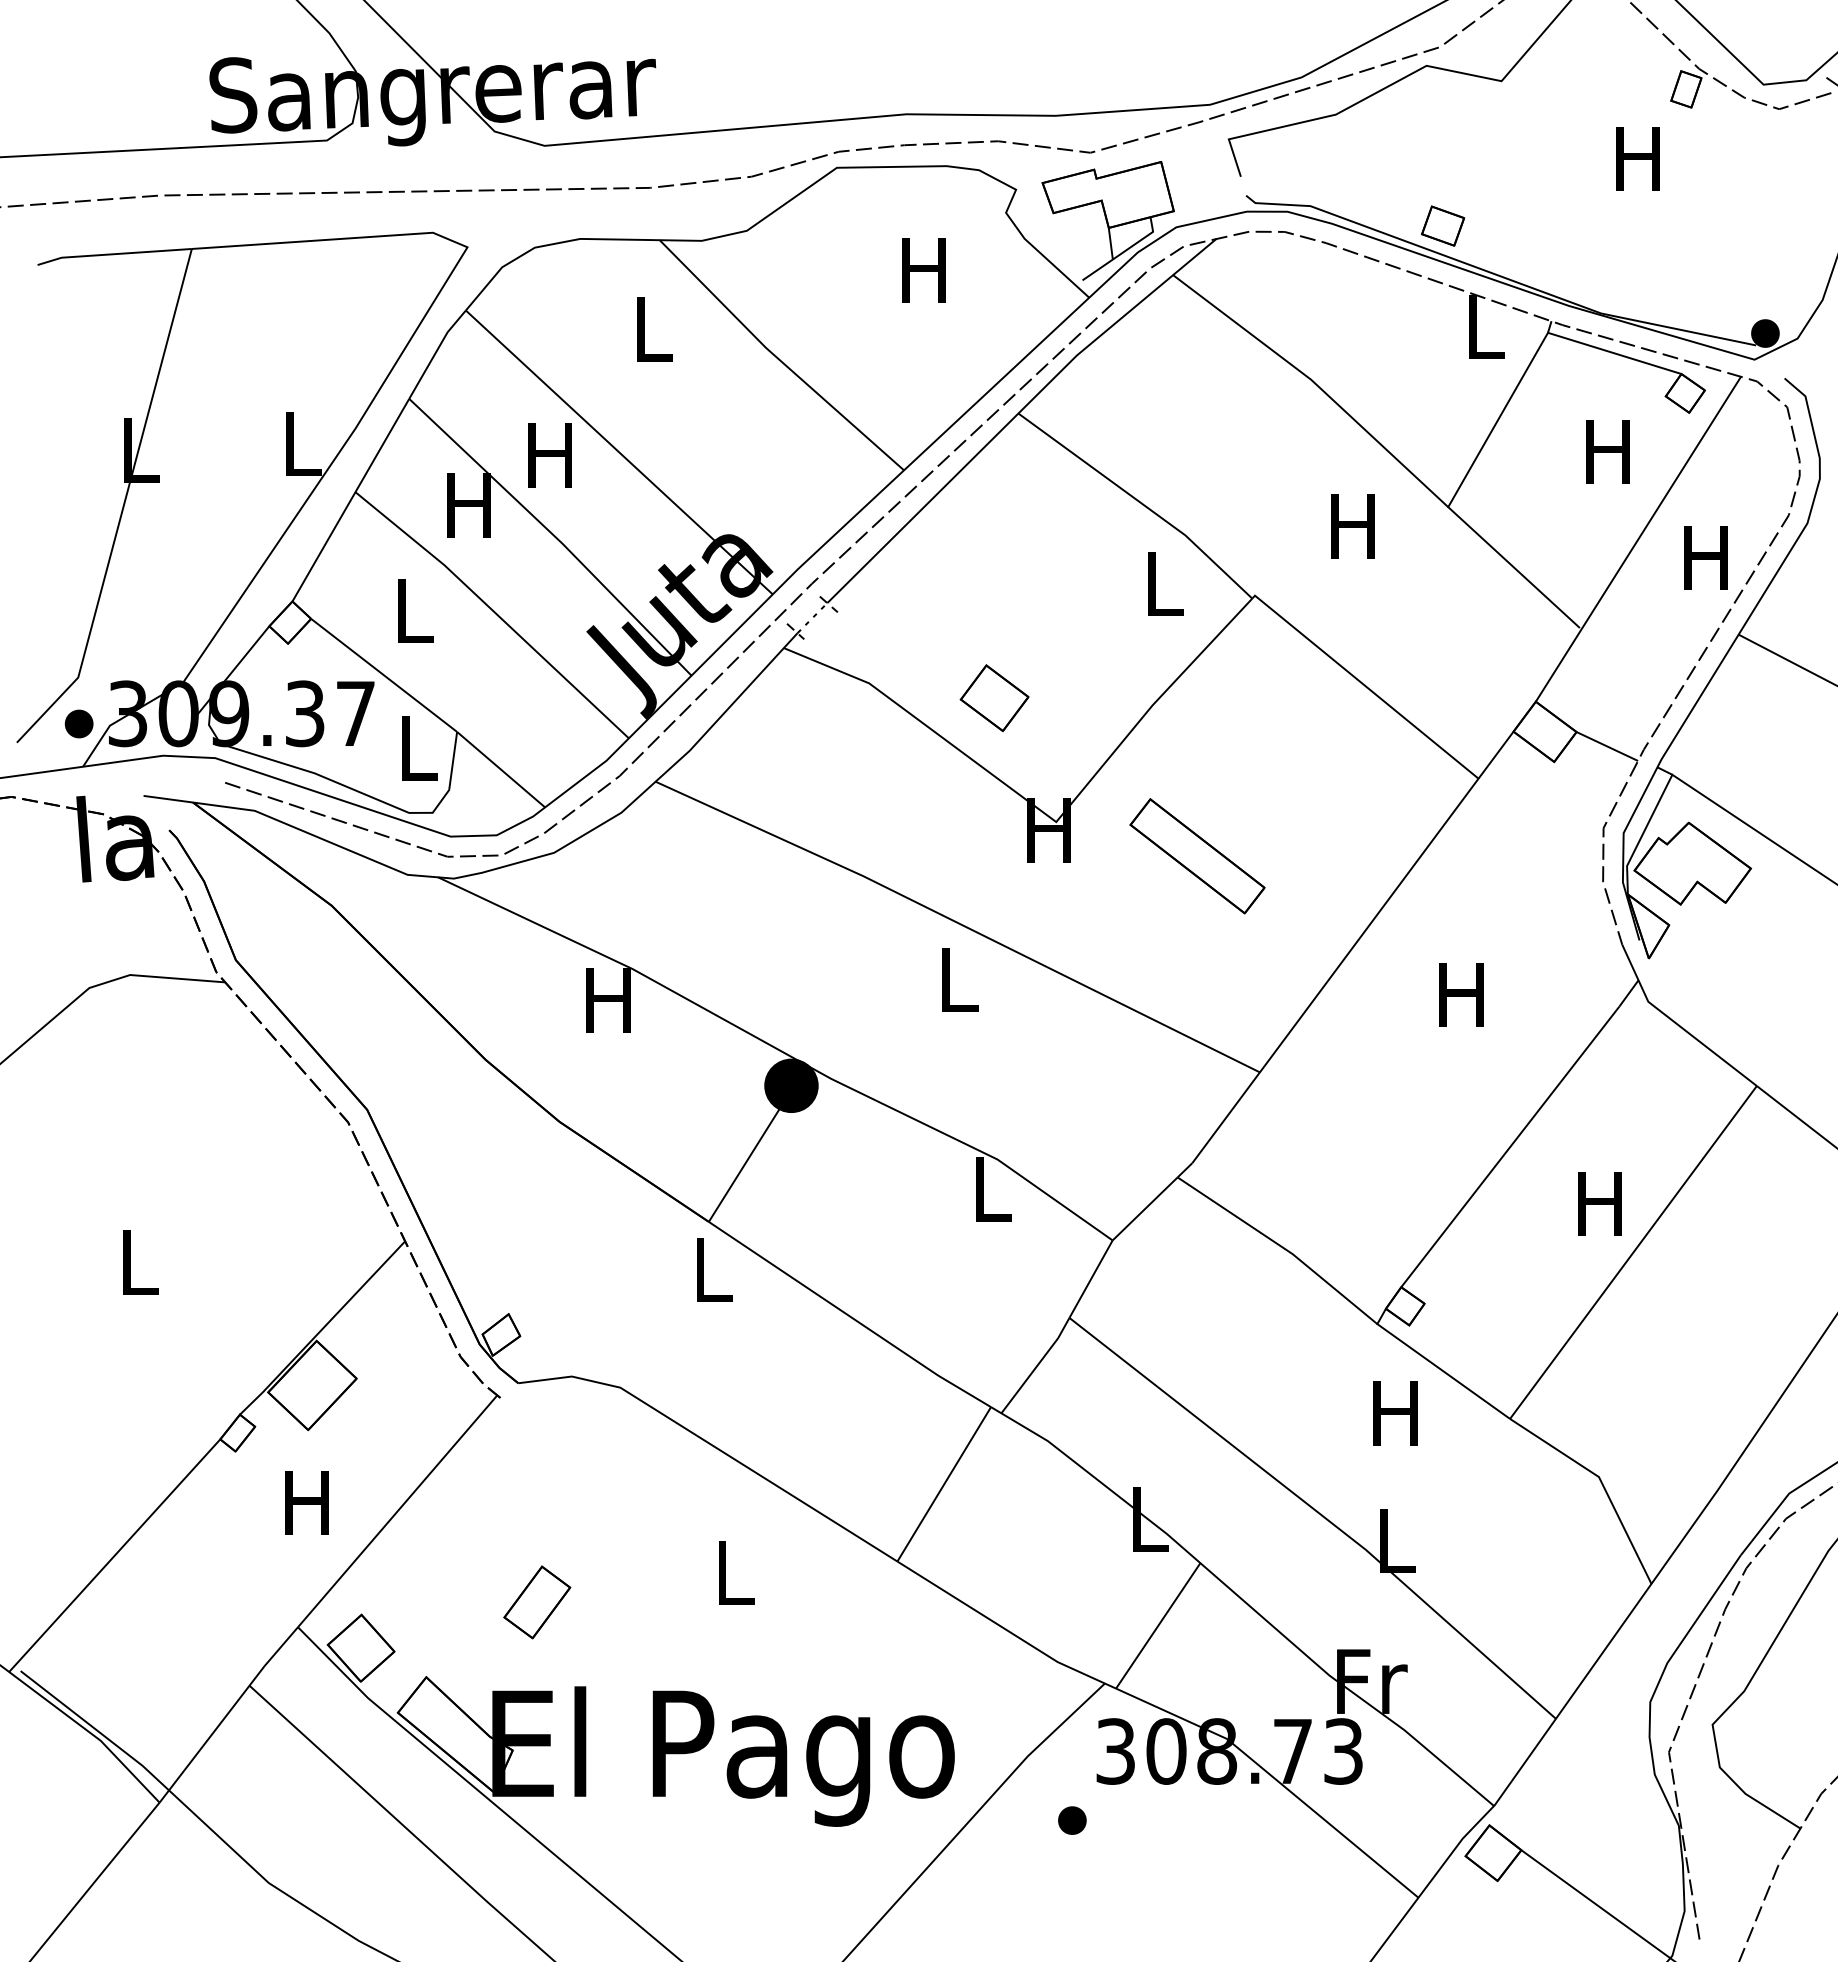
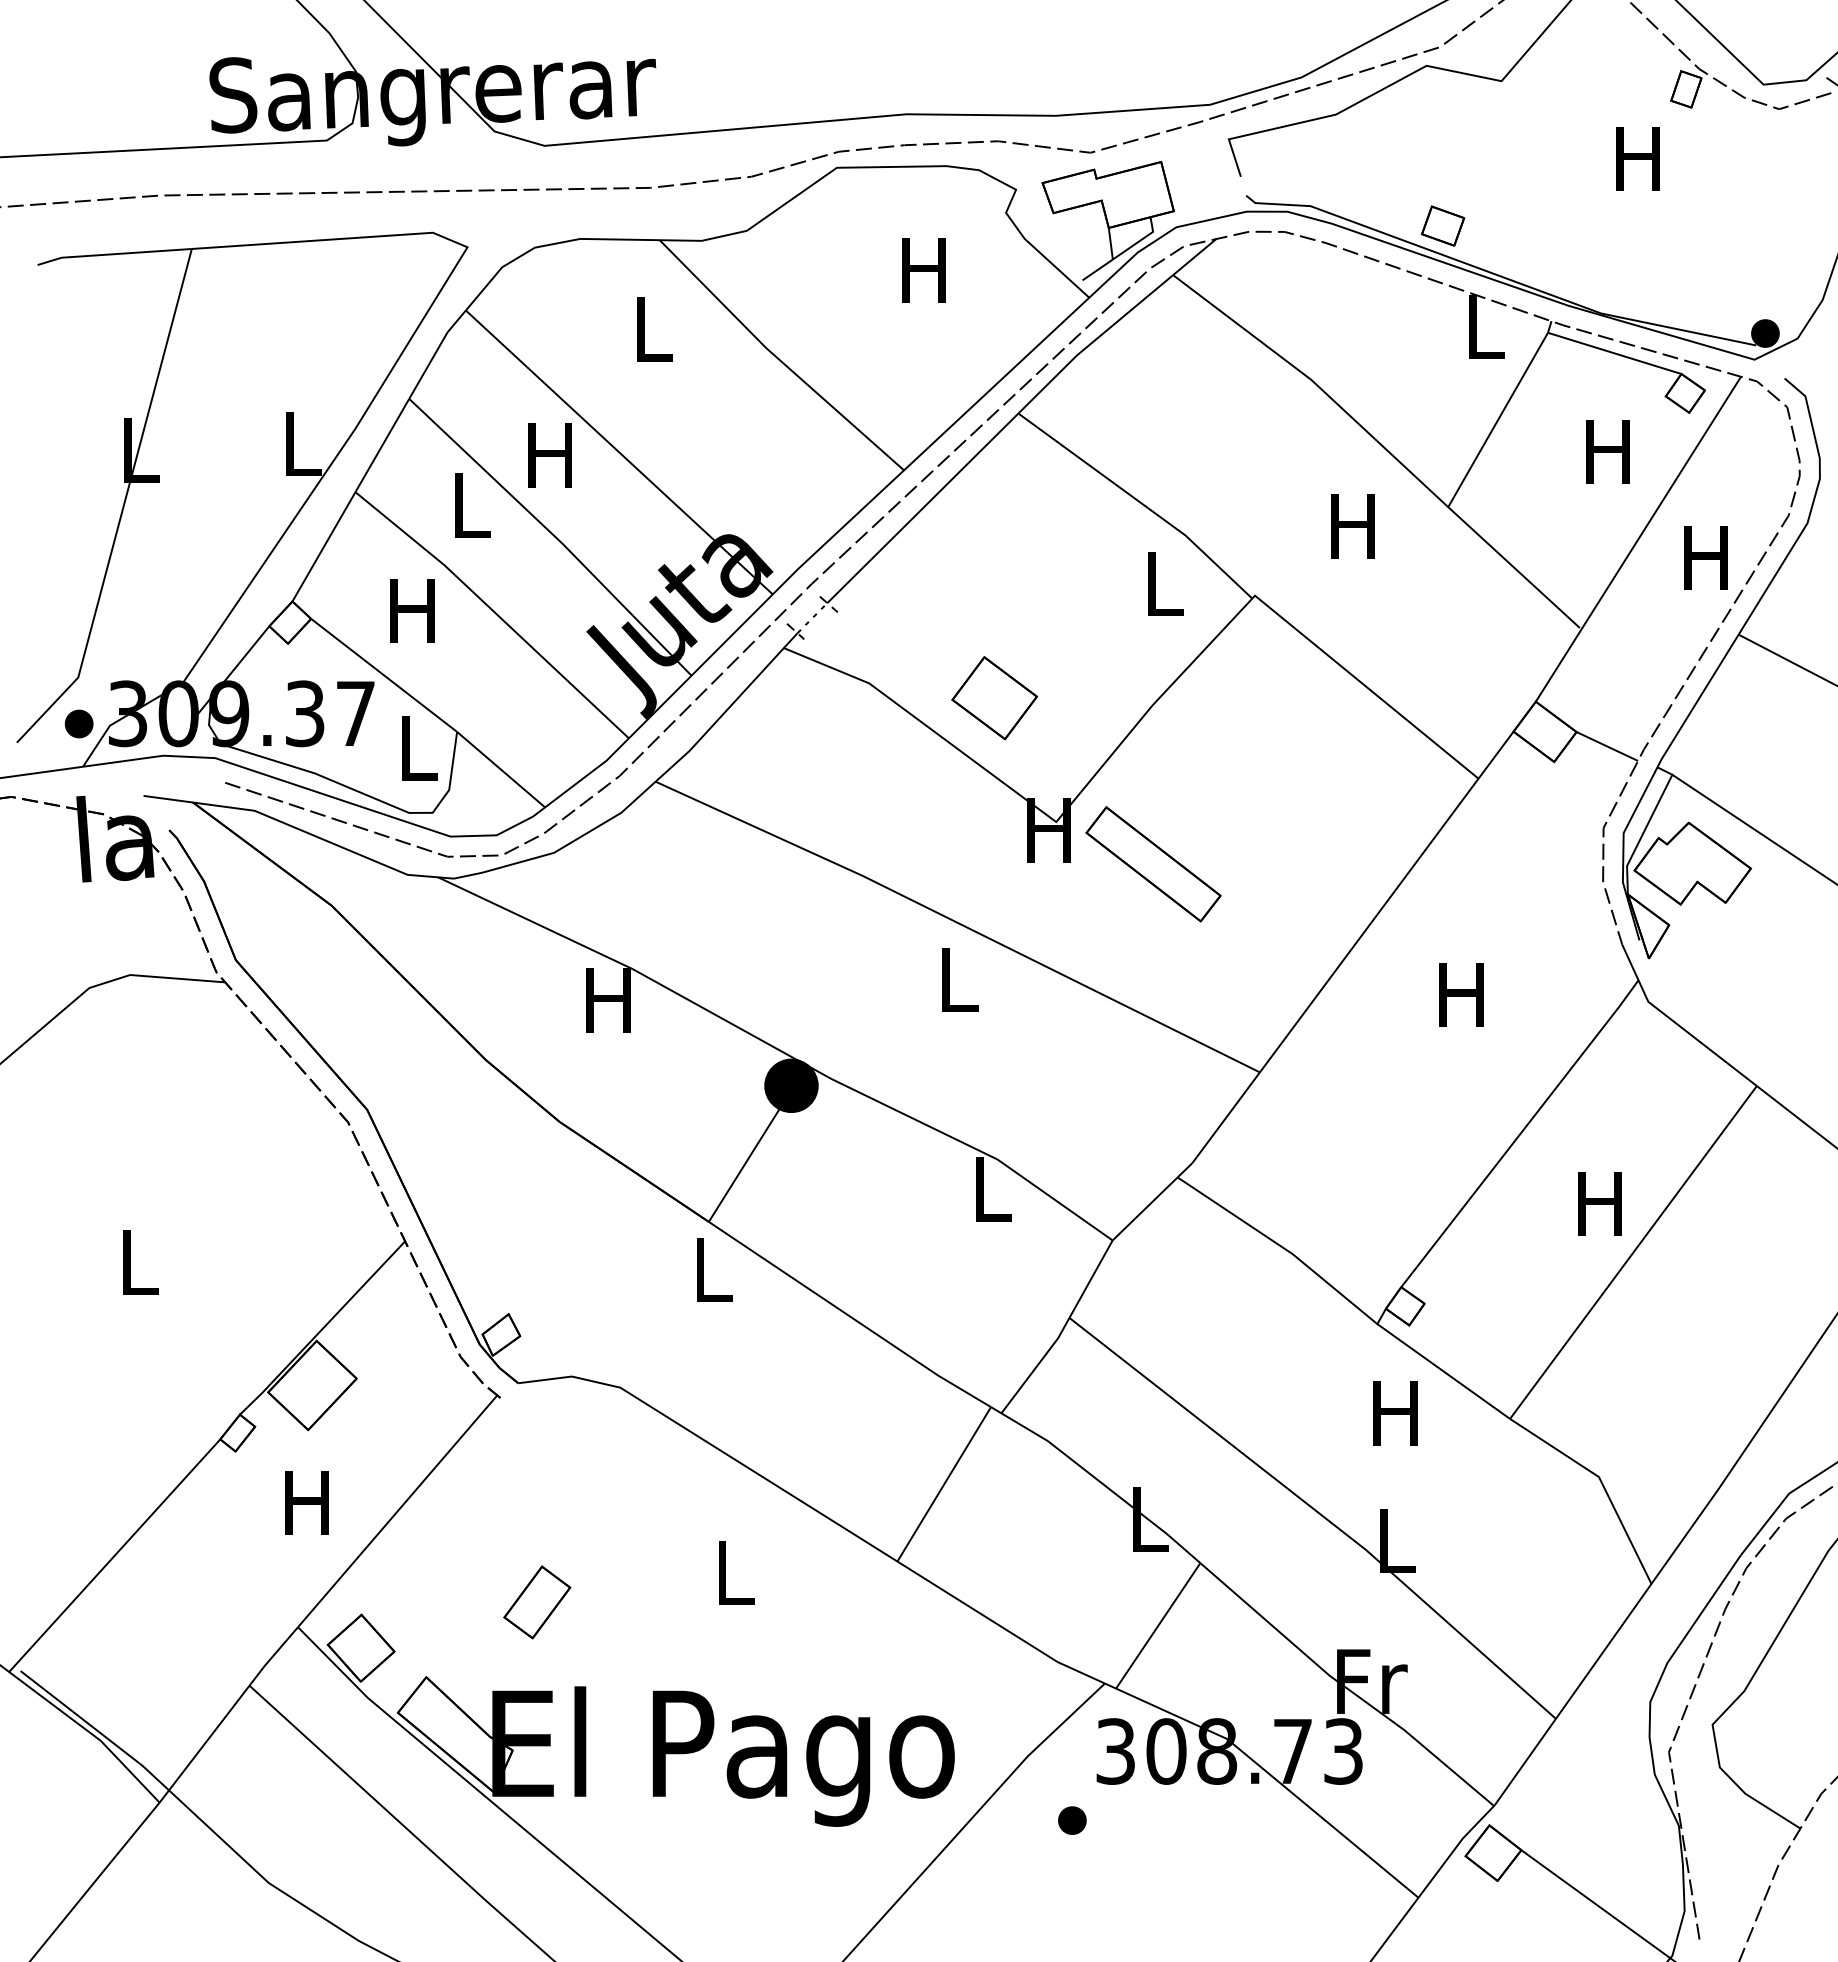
text: H -> L (468, 505)
text: L -> H (412, 610)
part size: 71x69 px -> 87x85 px (994, 698)
part position: (1197, 856) -> (1153, 864) (1153, 864)
